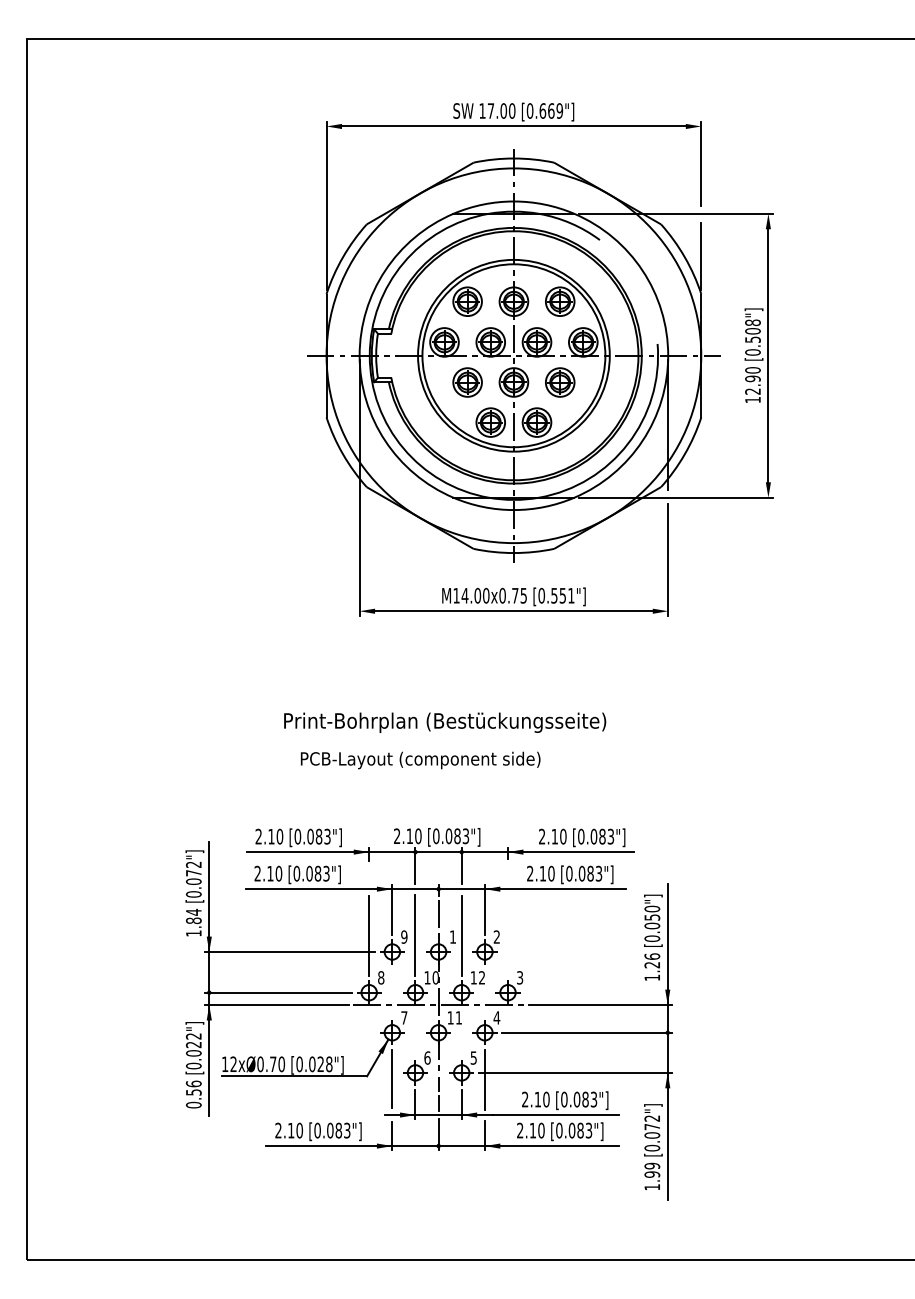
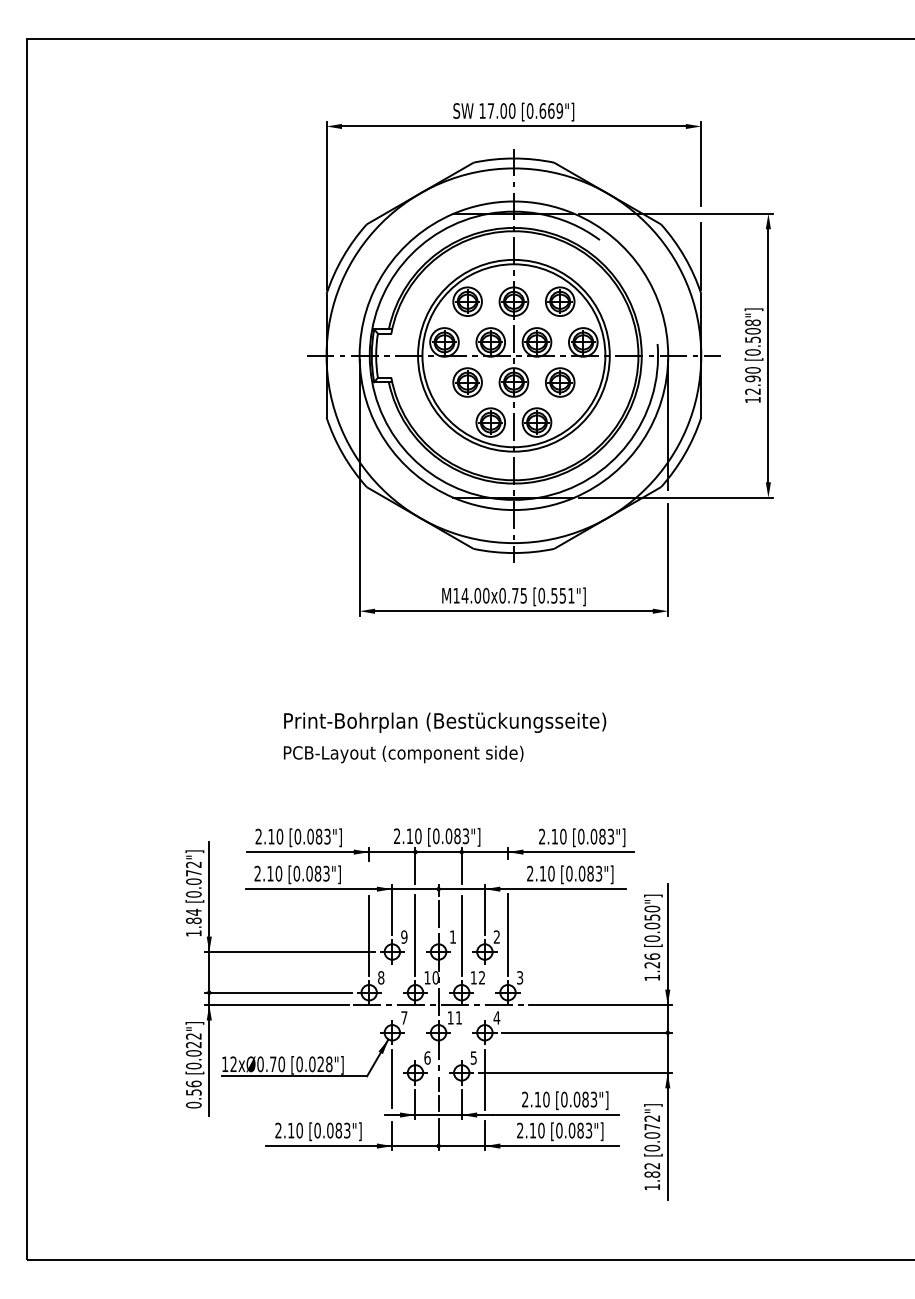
text position: (420, 760) -> (403, 754) (403, 754)
line: none -> present (508, 934)
text: 1.99 -> 1.82 (652, 1169)
